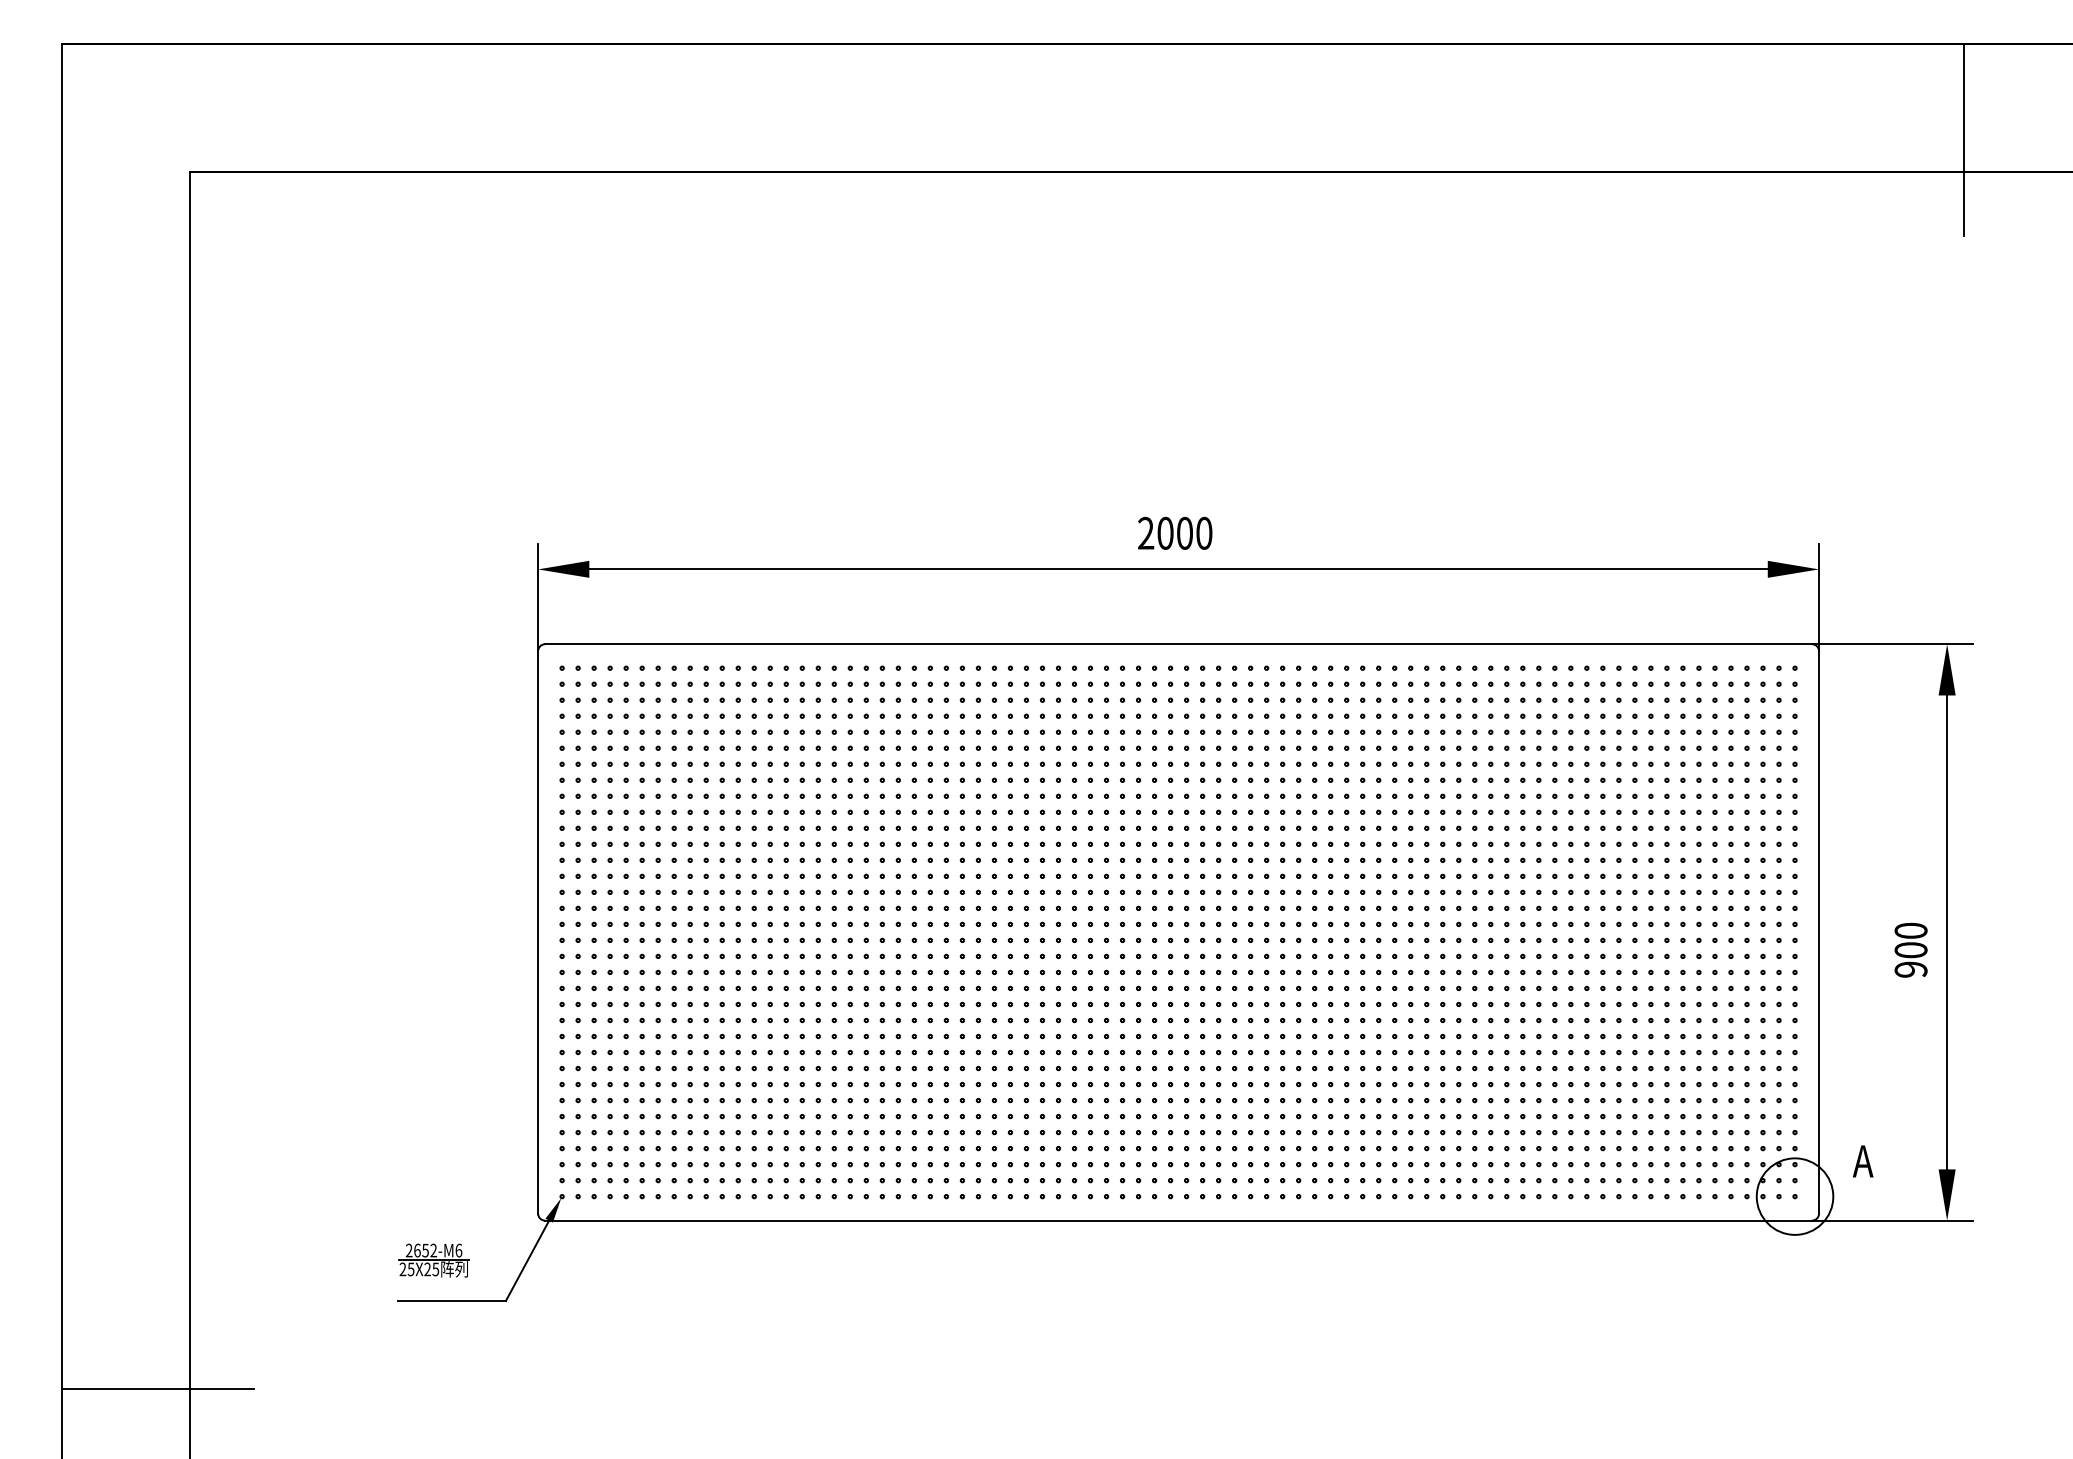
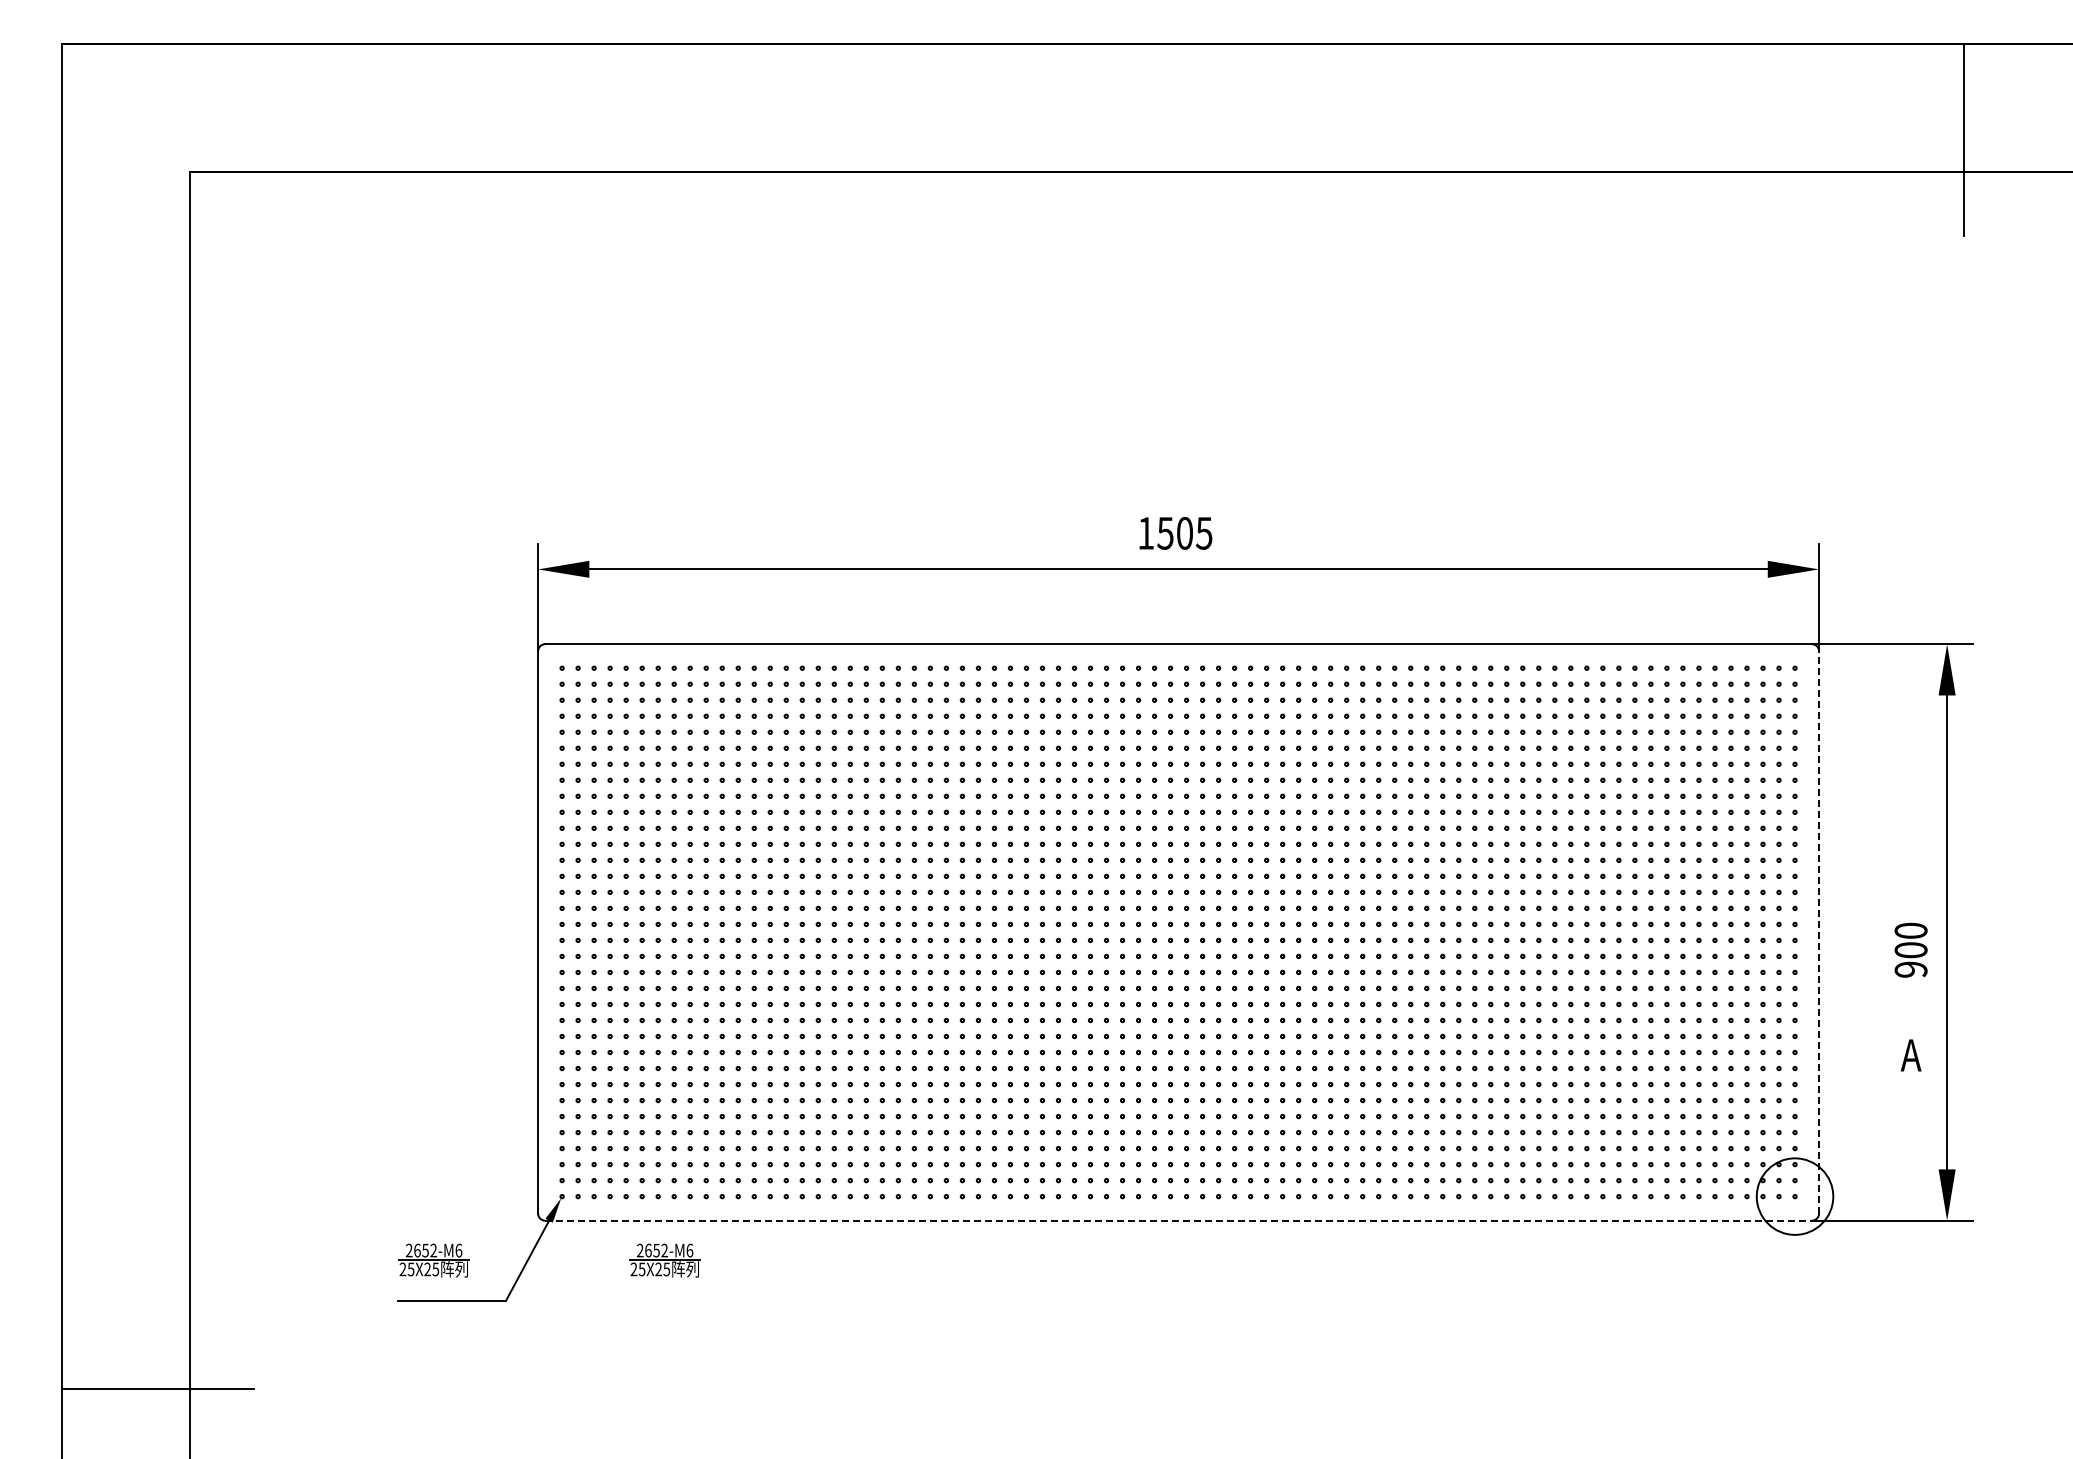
text: 2000 -> 1505 (1175, 532)
line: solid -> dashed (1819, 931)
text position: (1862, 1161) -> (1910, 1055) (1910, 1055)
line: solid -> dashed (1179, 1220)
part: none -> present (664, 1260)
